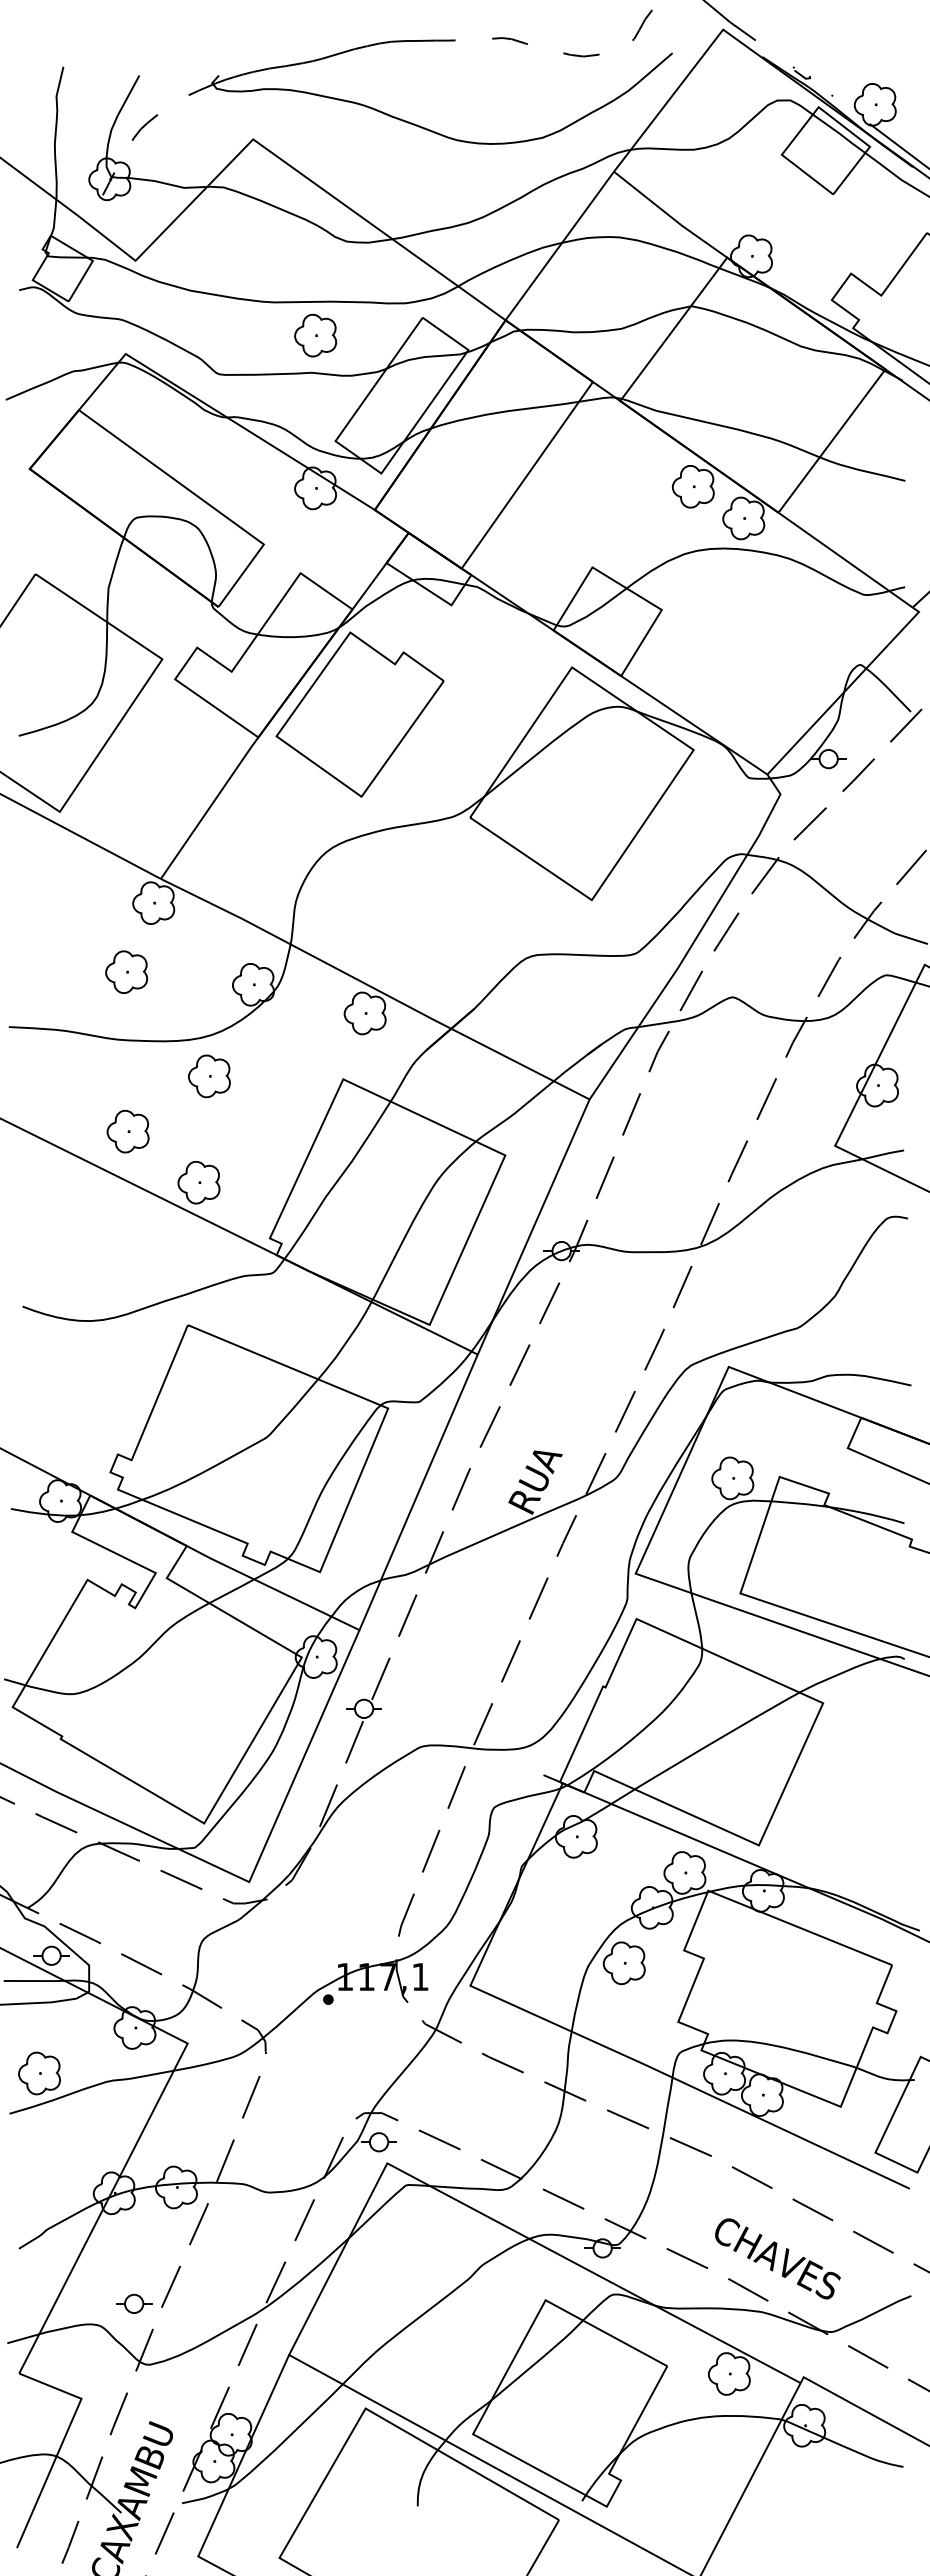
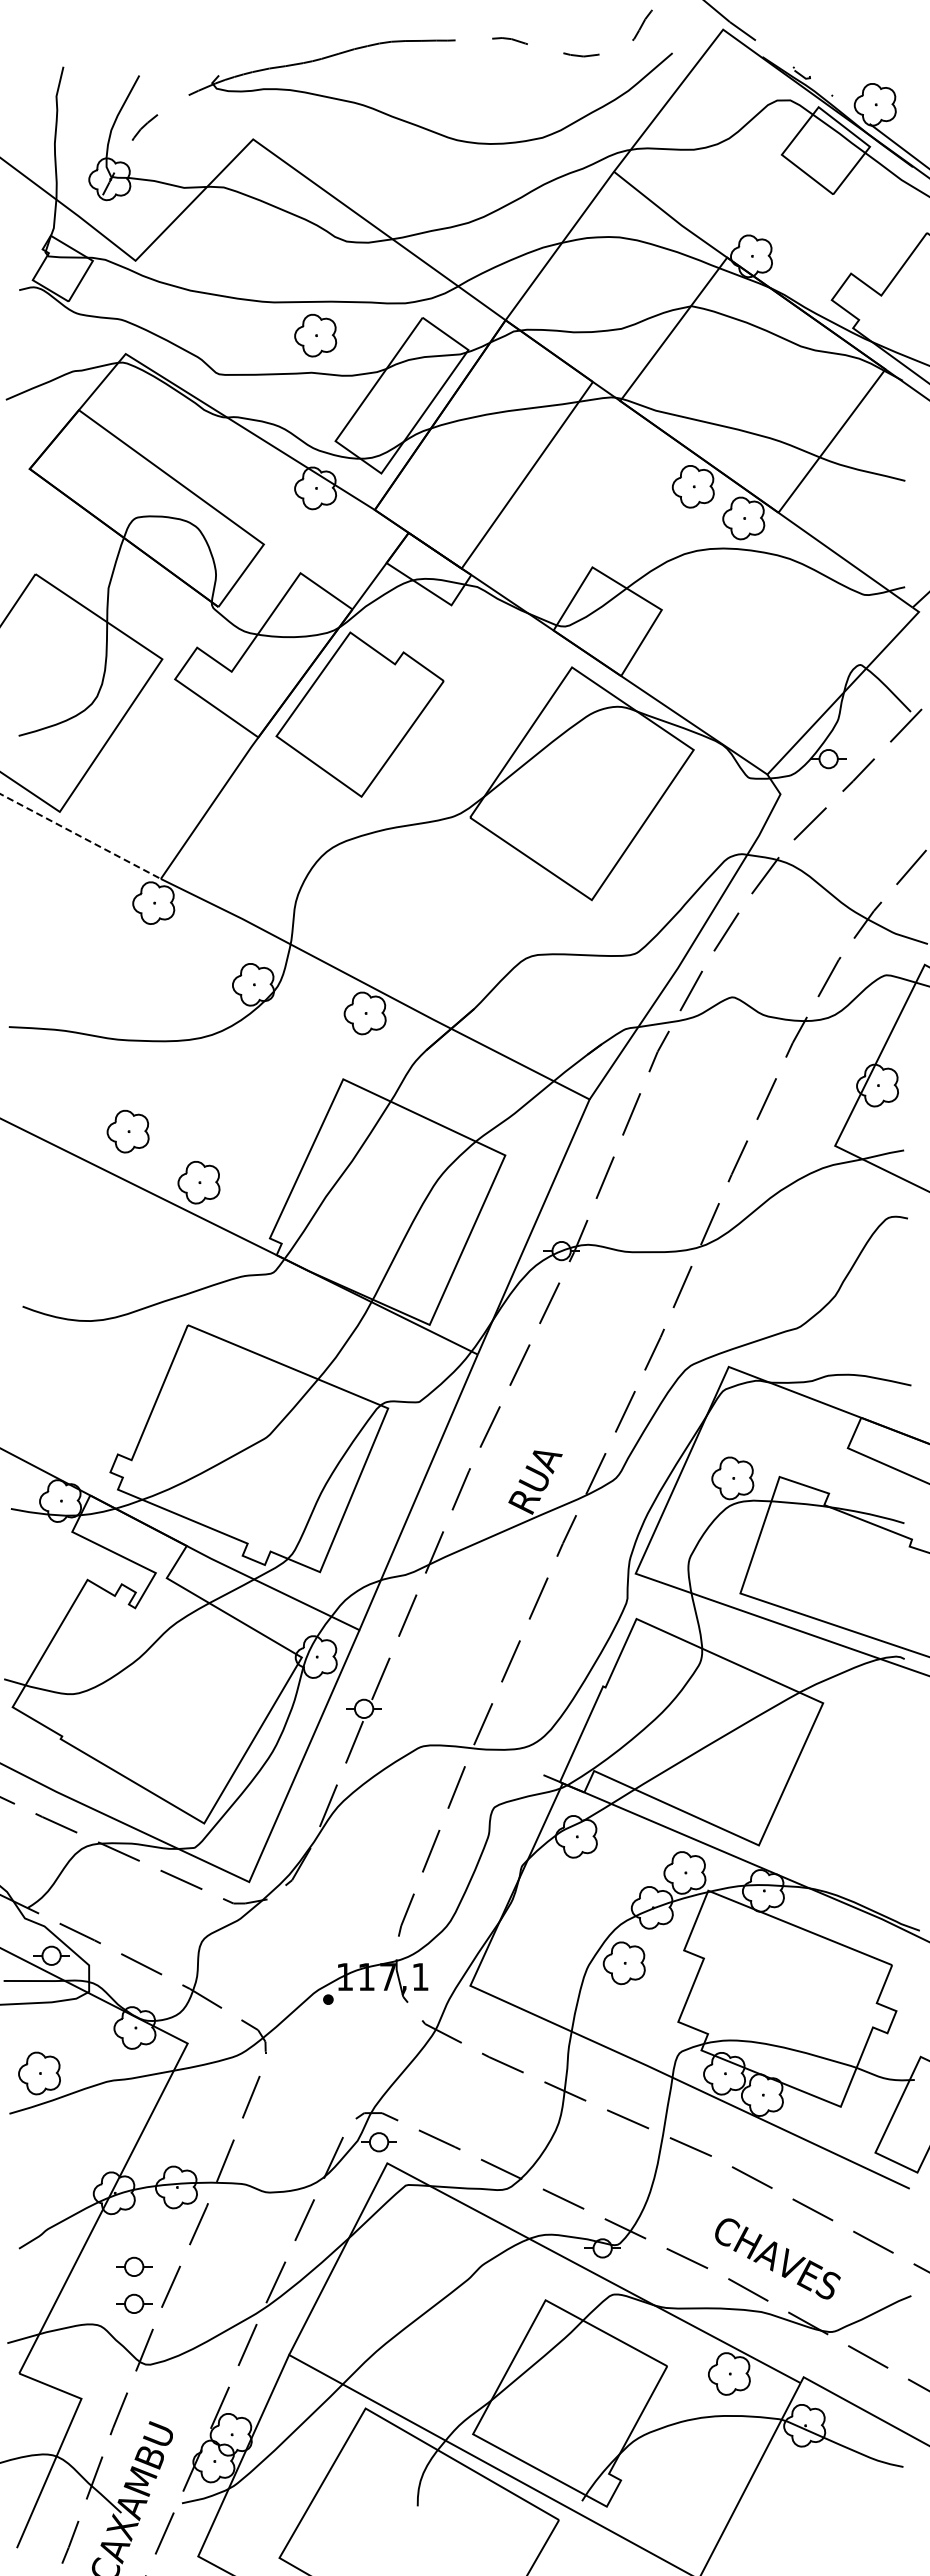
line: solid -> dashed (80, 836)
part: present -> none (126, 971)
part: present -> none (209, 1076)
part: none -> present (134, 2266)
